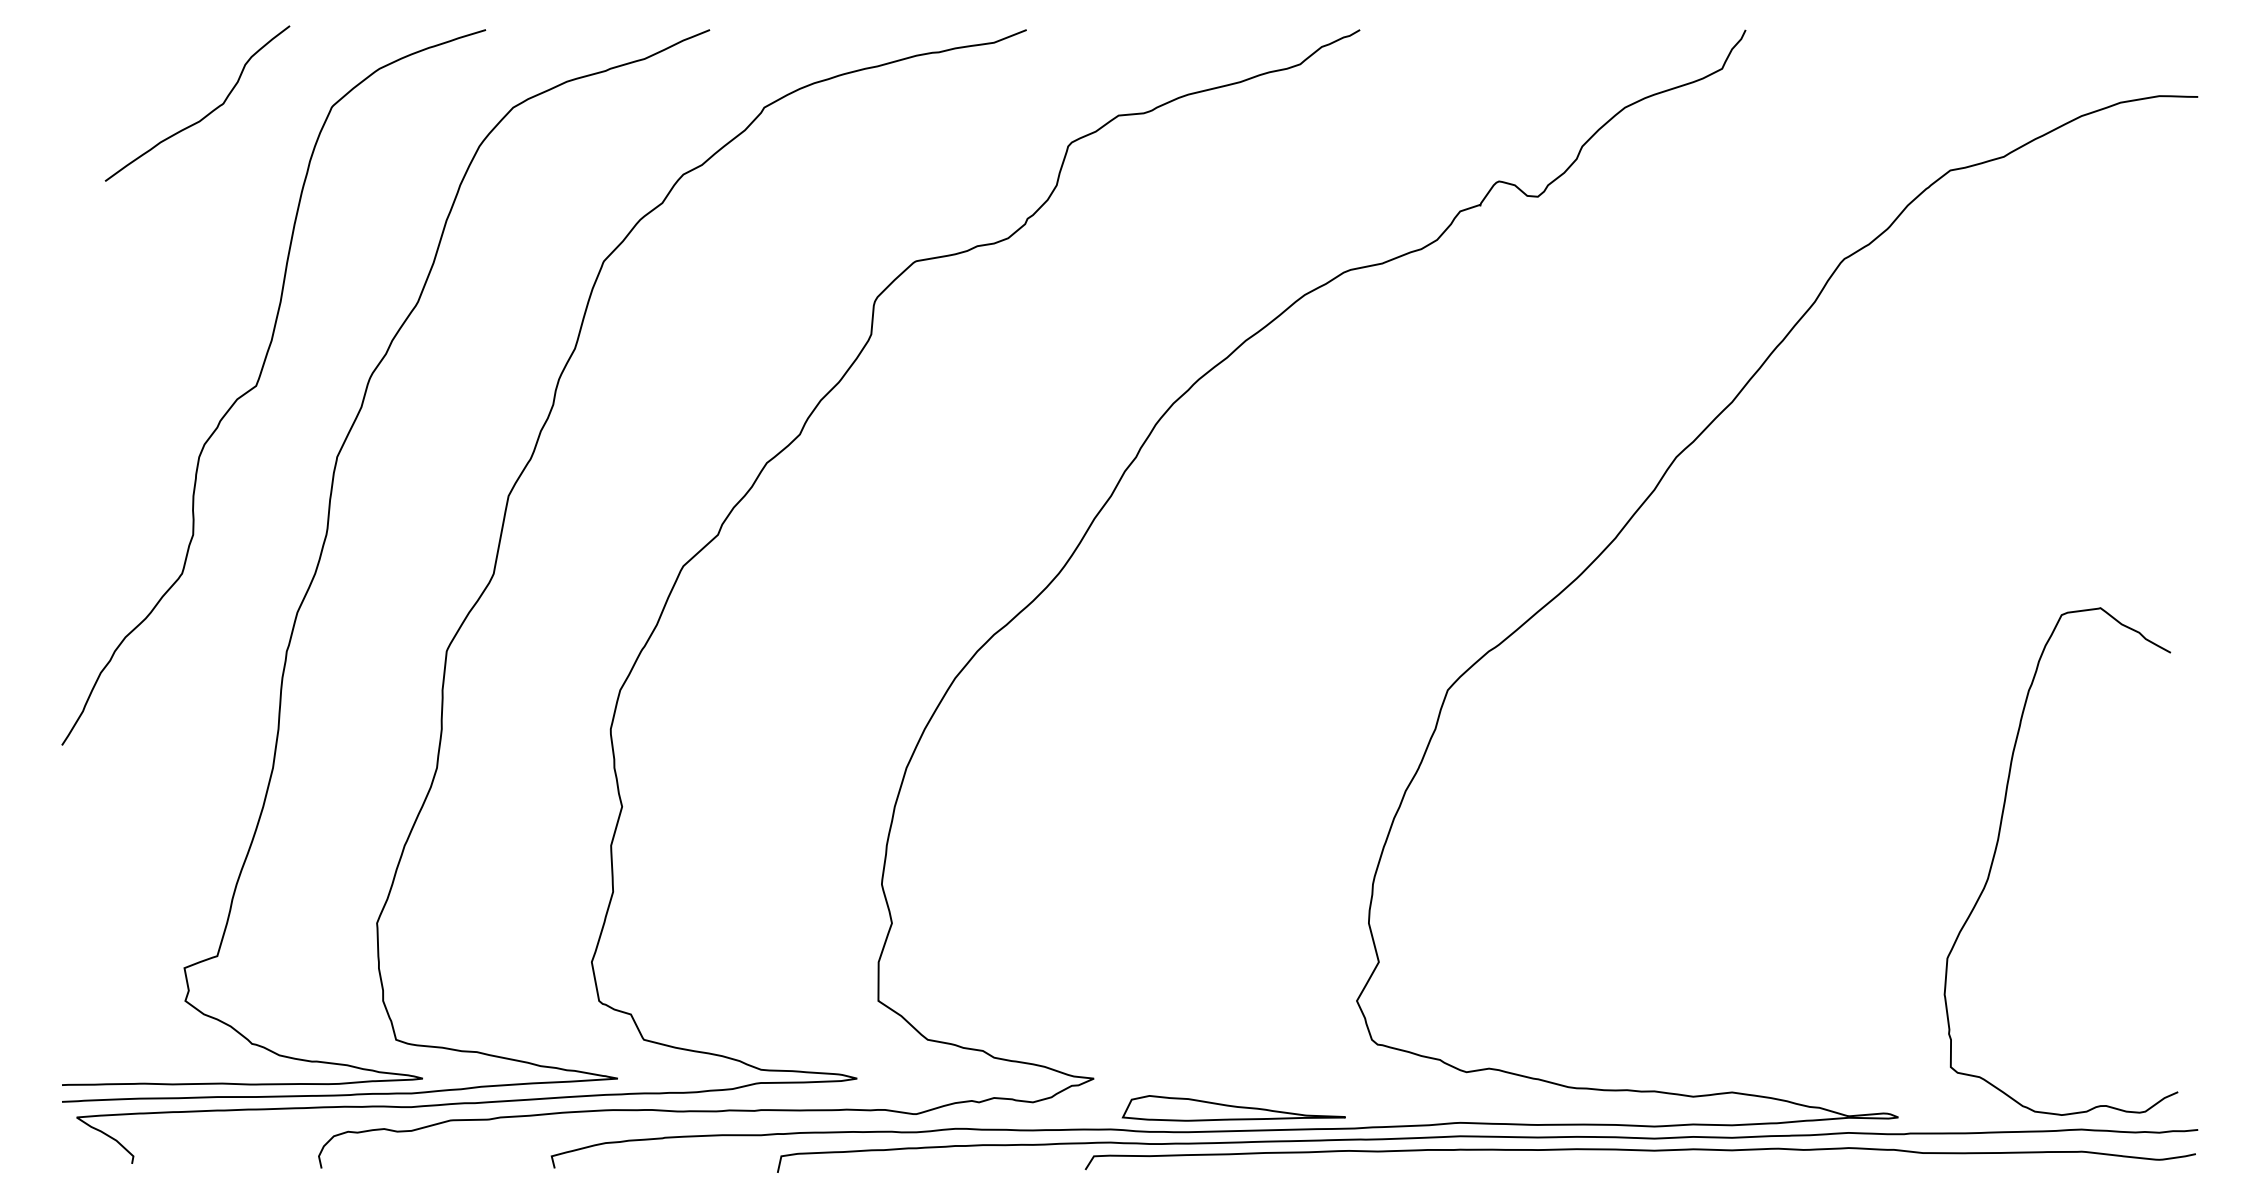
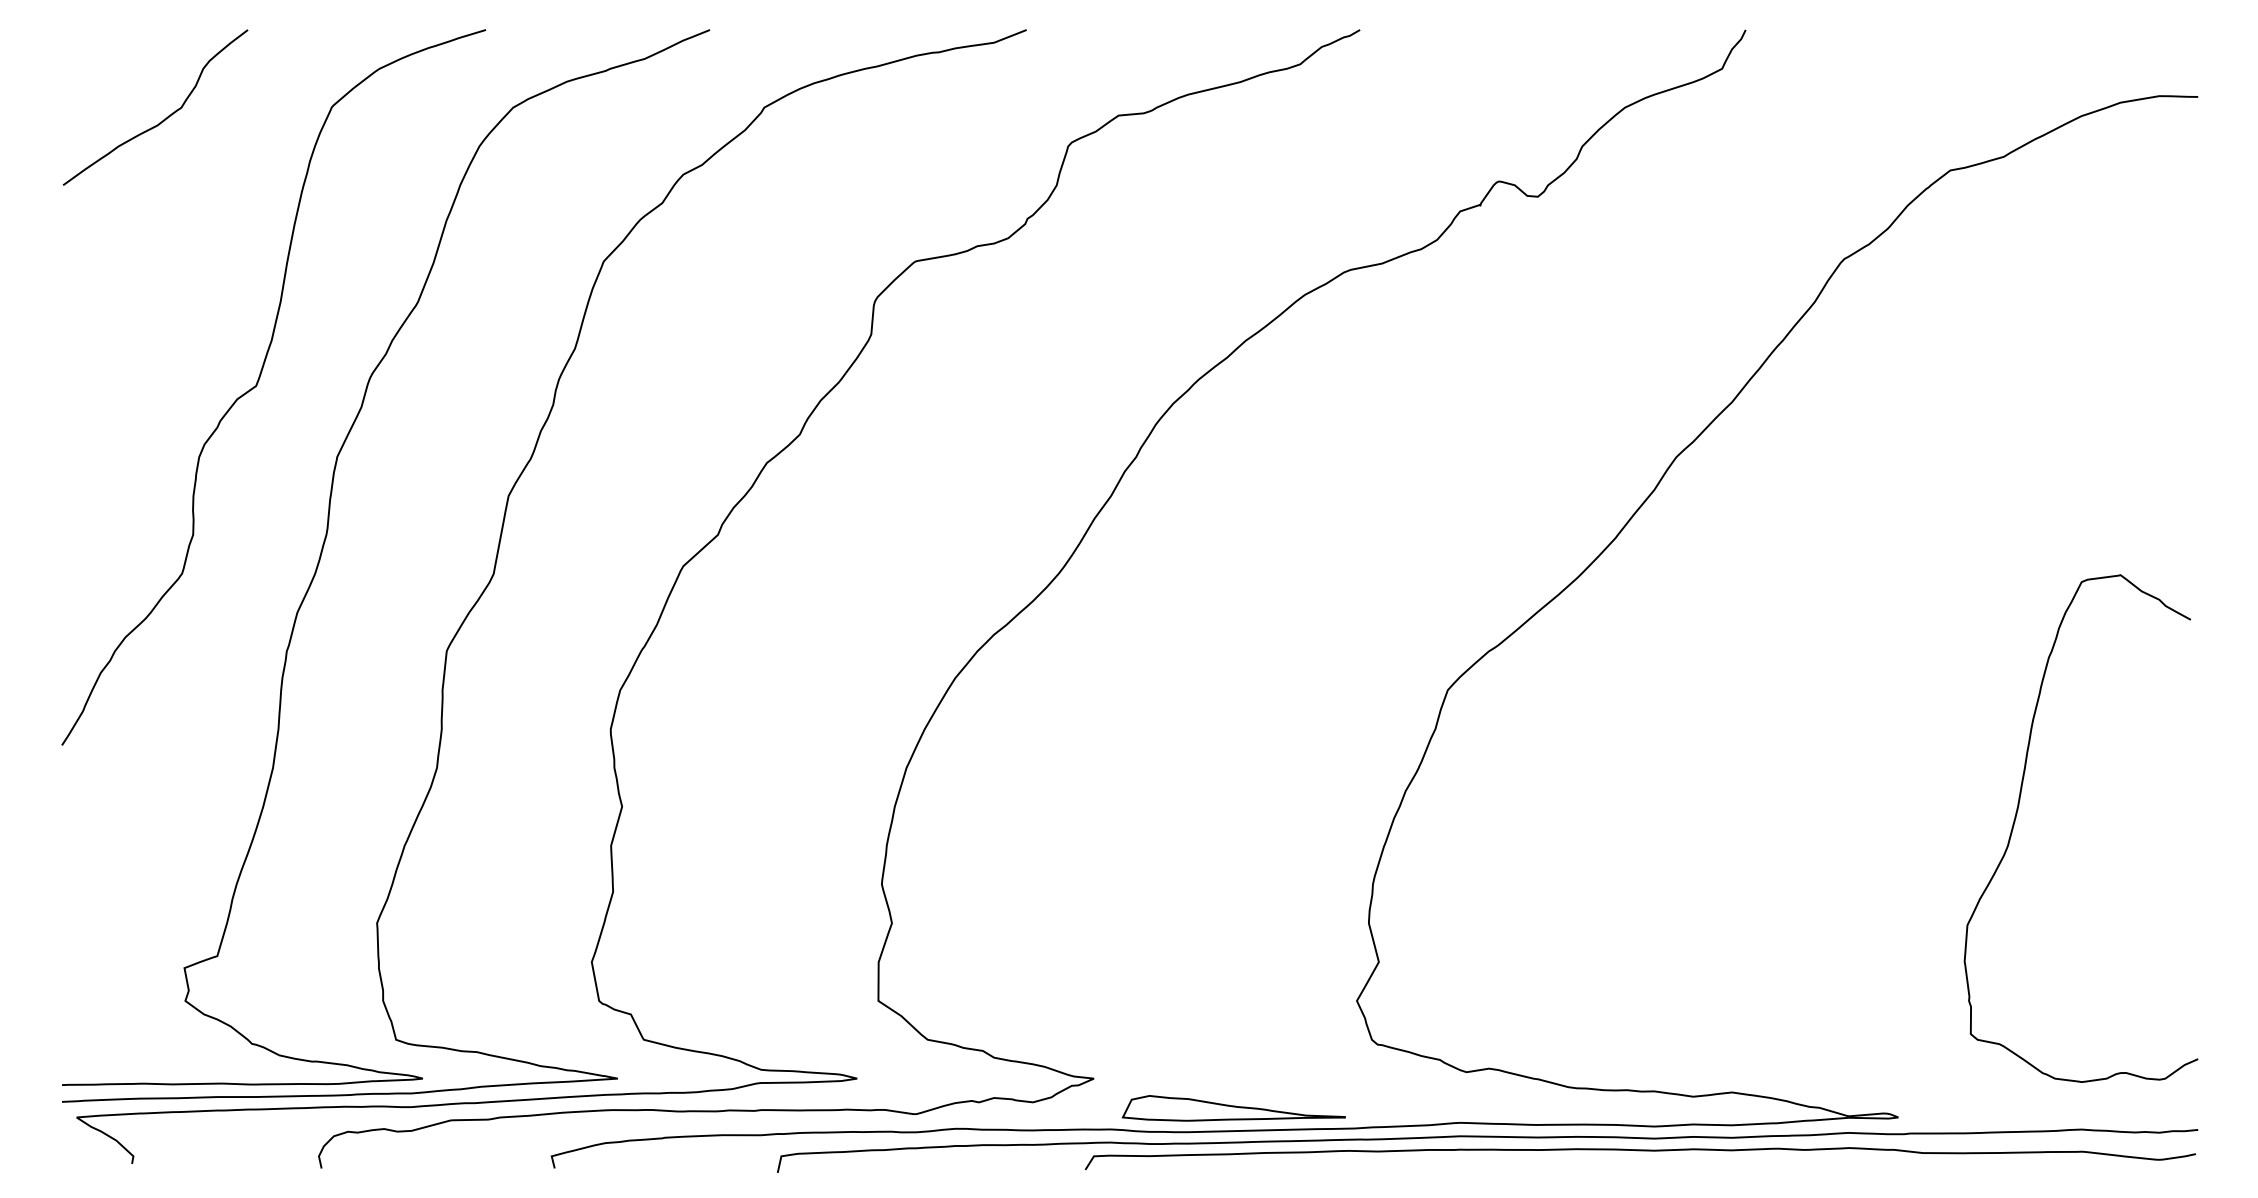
curve position: (206, 114) -> (164, 118) (164, 118)
curve position: (1997, 847) -> (2017, 814) (2017, 814)
